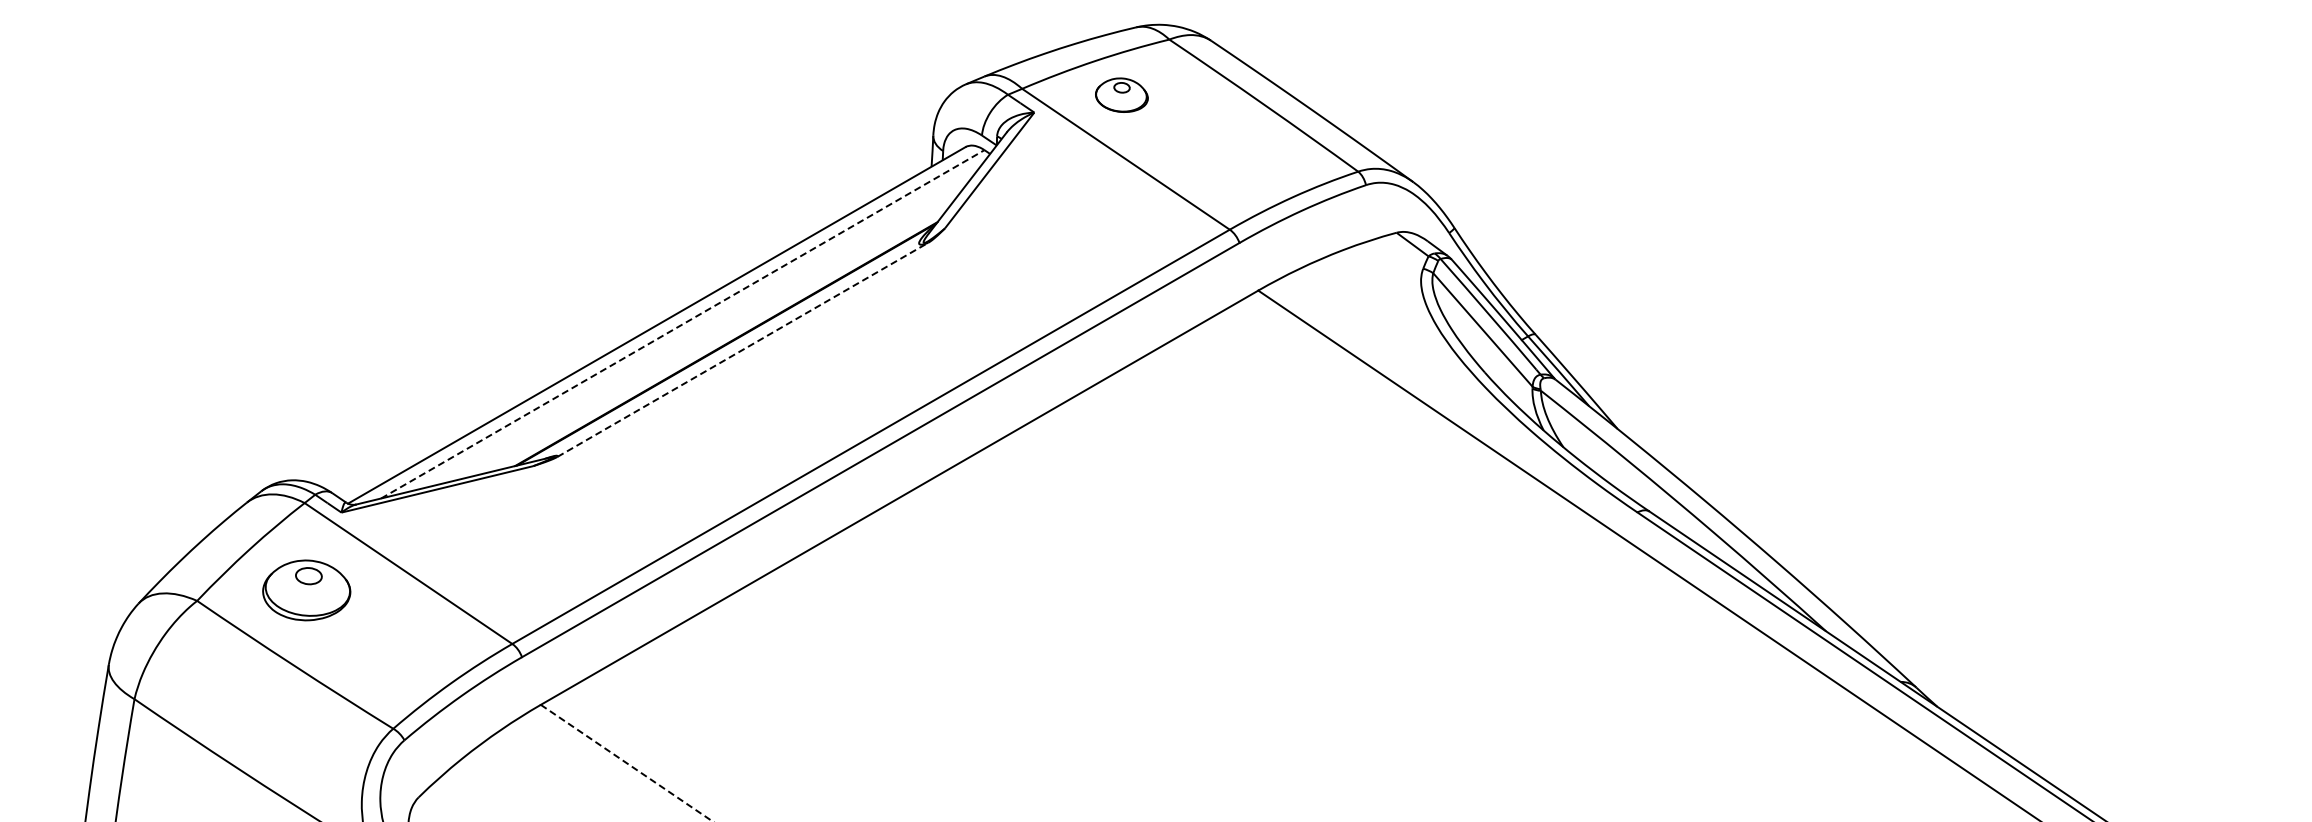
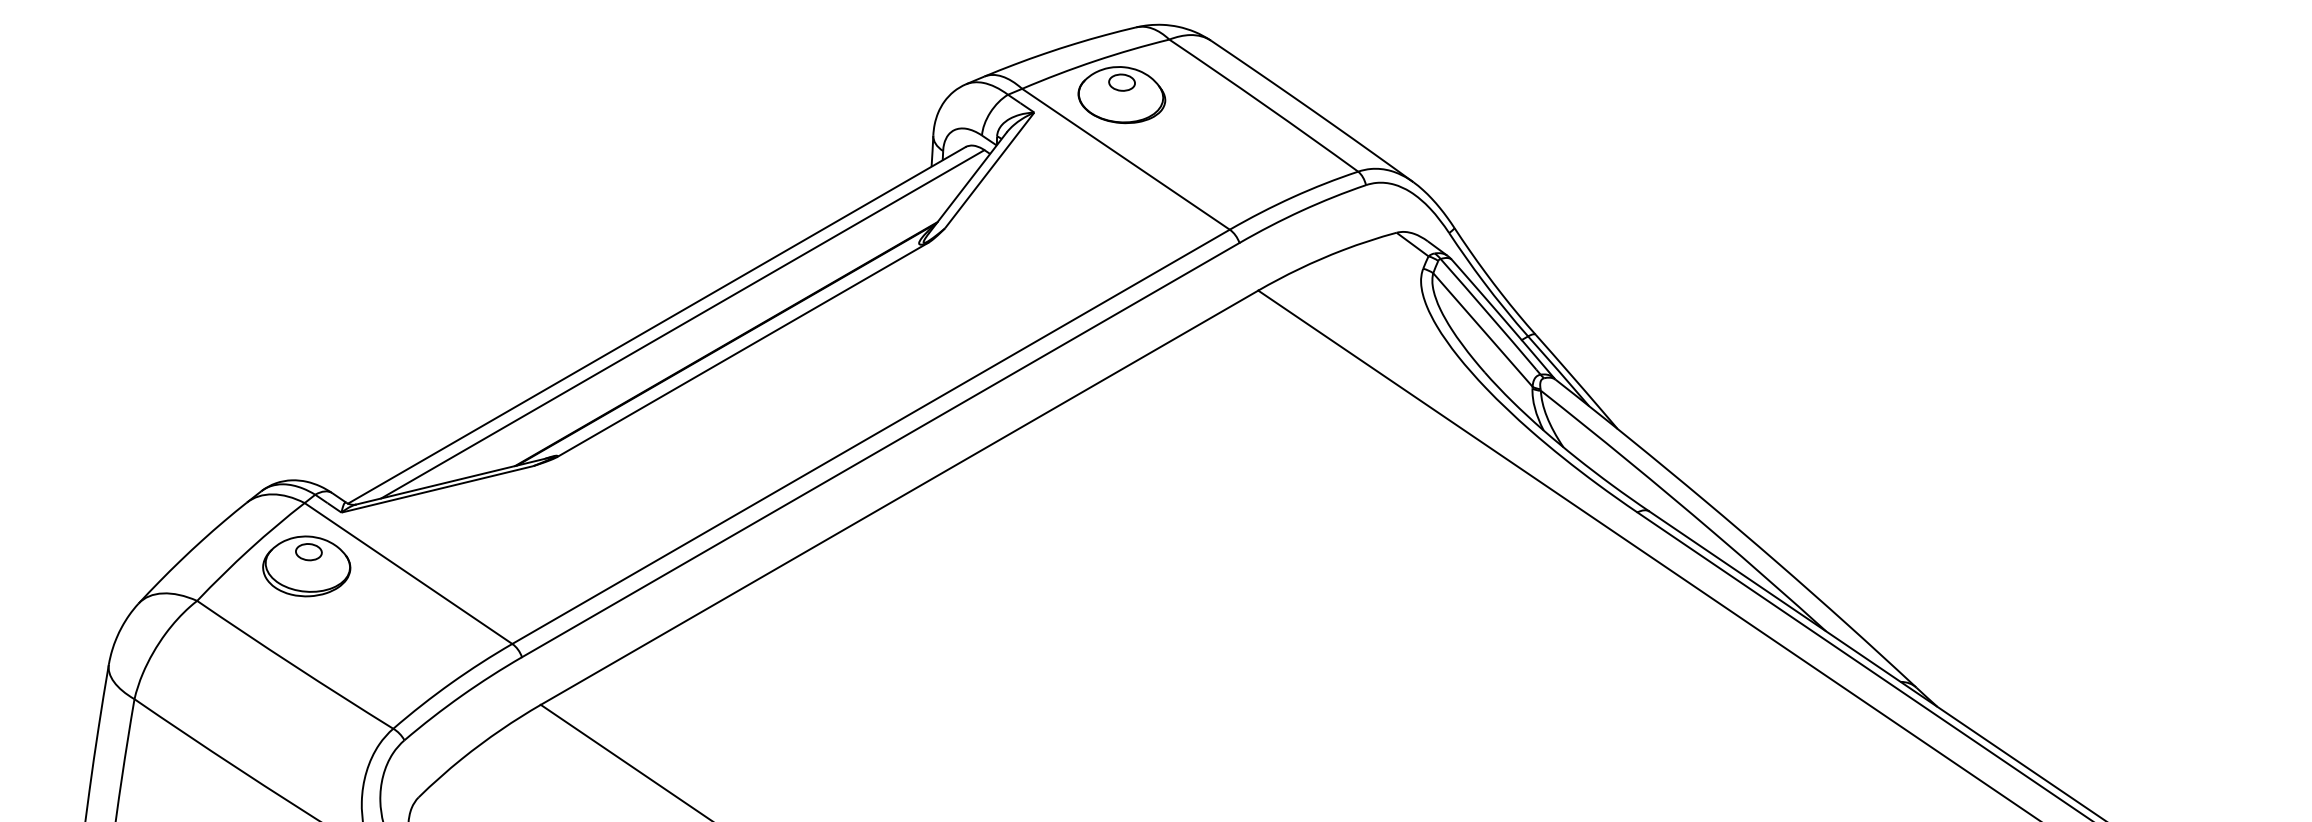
part size: 54x36 px -> 90x59 px (1121, 95)
line: dashed -> solid (683, 324)
line: dashed -> solid (743, 349)
part position: (306, 590) -> (306, 566) (306, 566)
line: dashed -> solid (626, 763)
